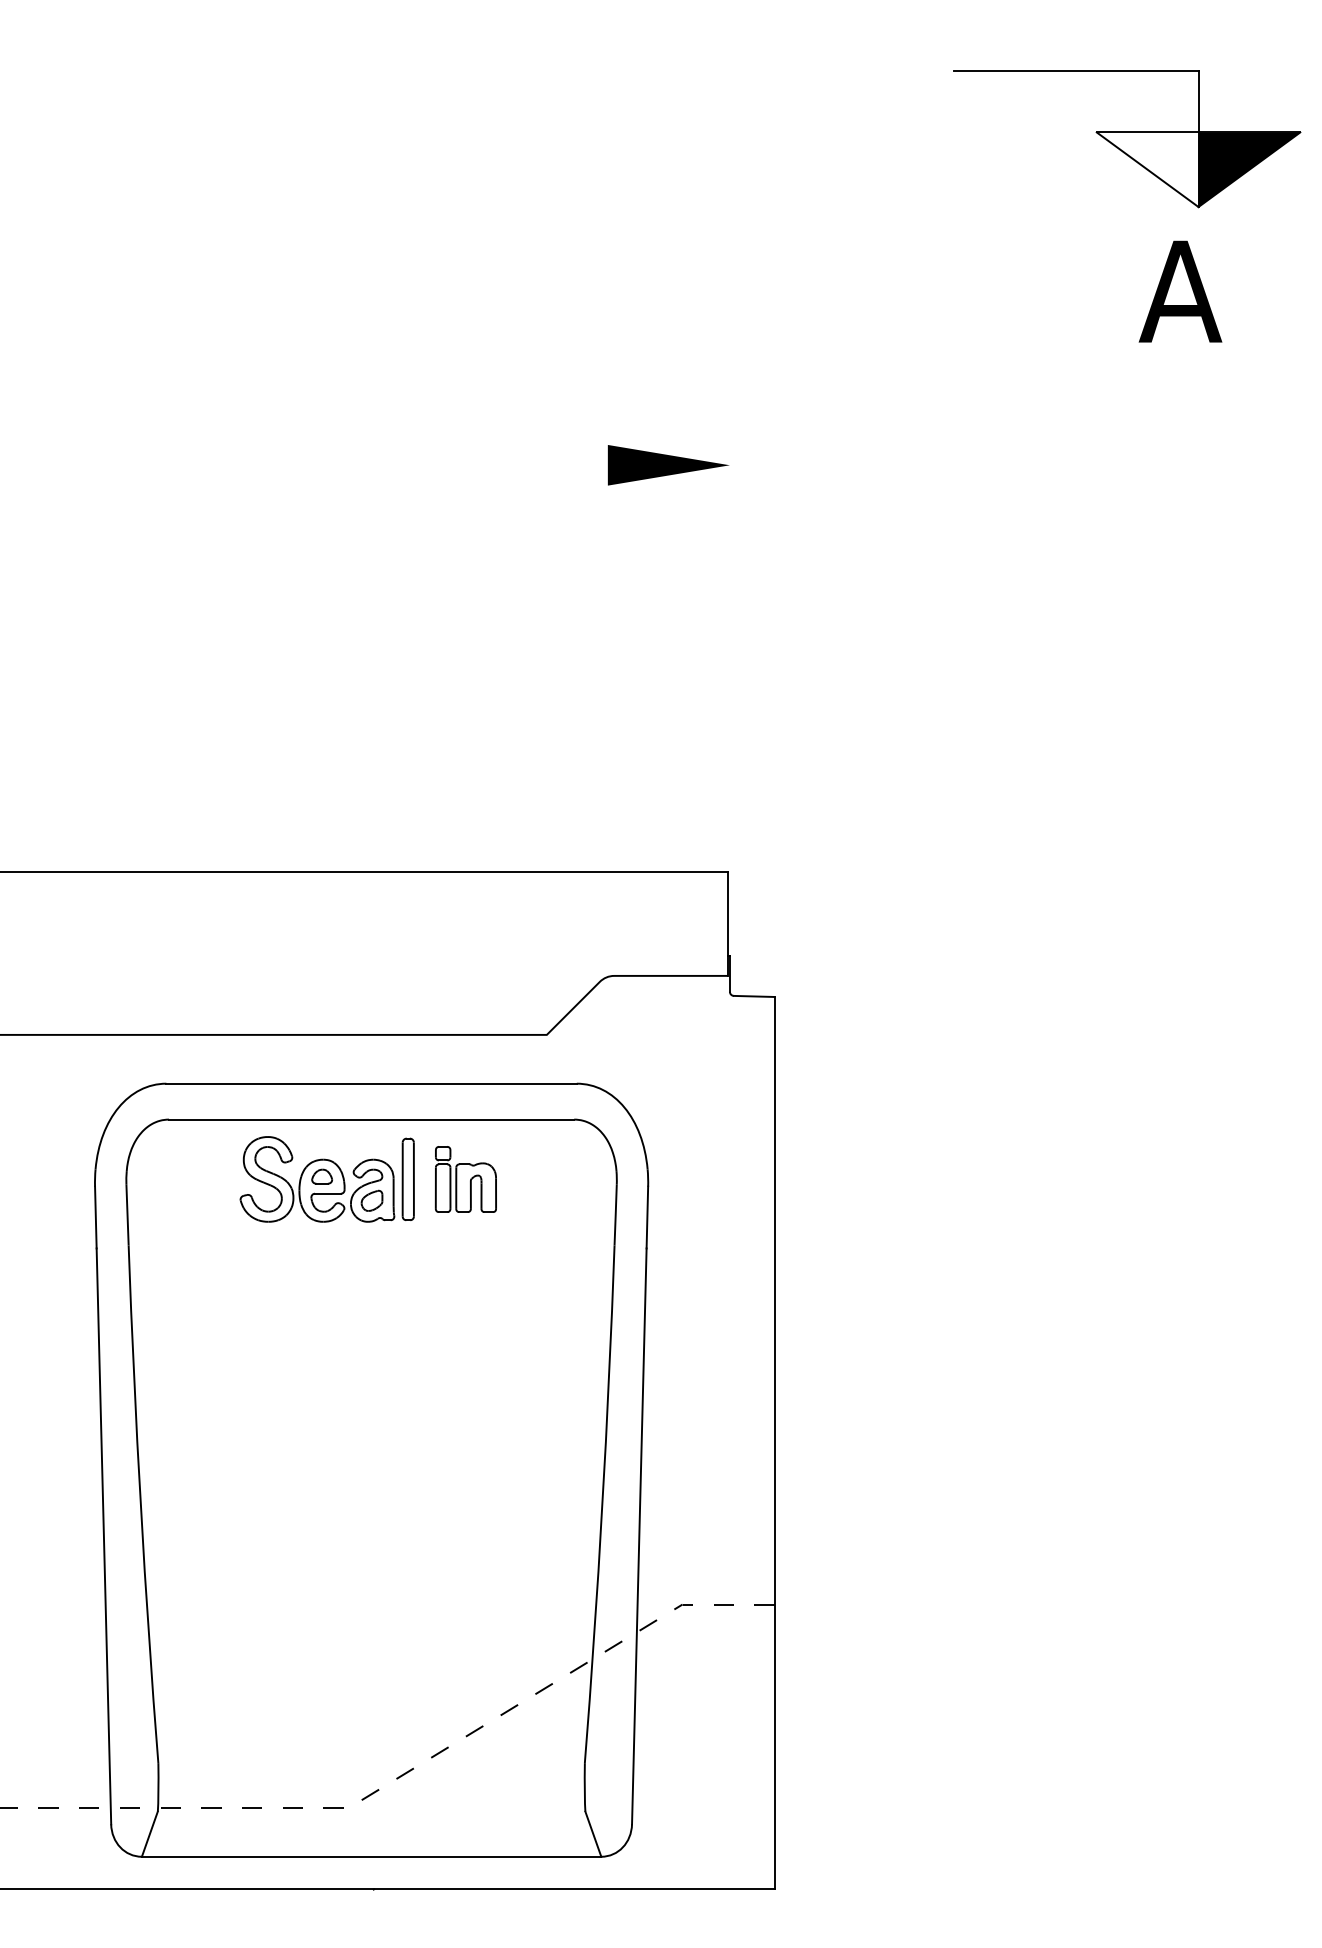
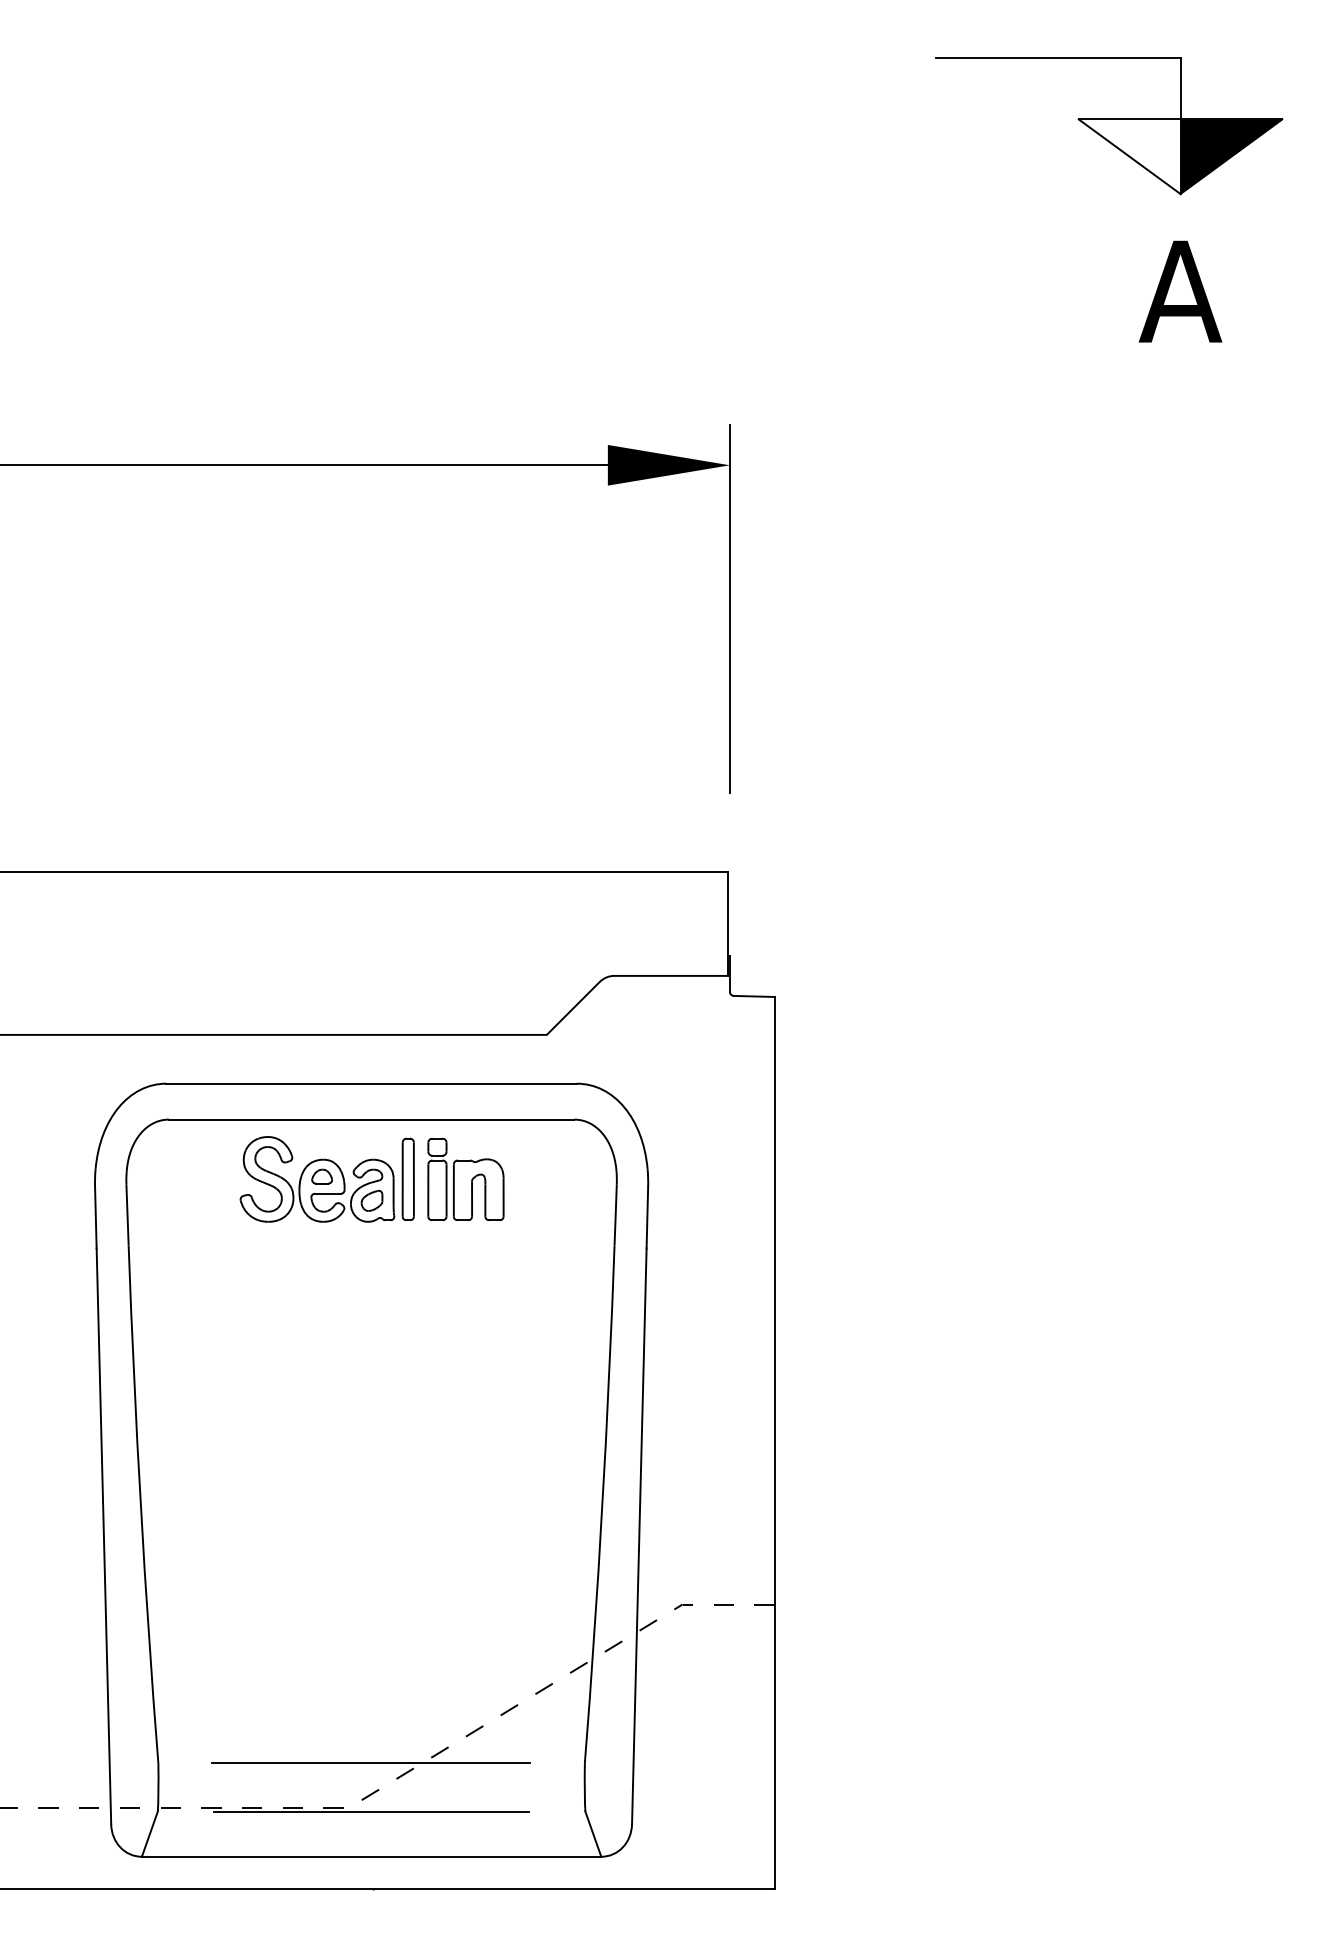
part position: (1127, 139) -> (1109, 126) (1109, 126)
line: none -> present (304, 465)
line: none -> present (729, 608)
part size: 63x67 px -> 78x85 px (465, 1179)
line: none -> present (370, 1763)
line: none -> present (371, 1811)
